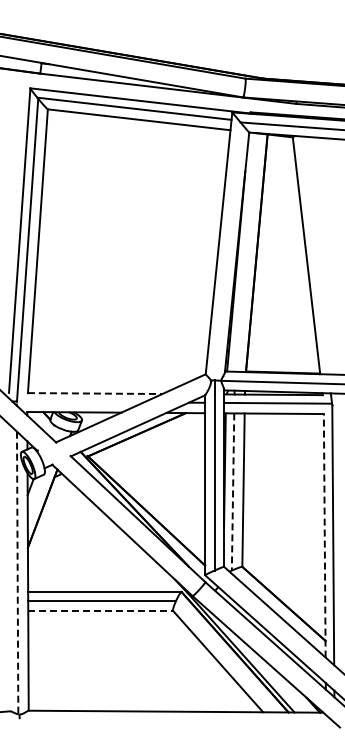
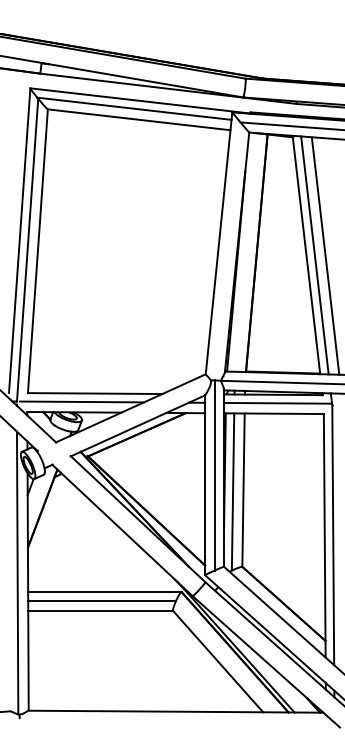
line: none -> present (314, 255)
line: none -> present (325, 255)
line: dashed -> solid (95, 393)
line: none -> present (81, 401)
line: dashed -> solid (233, 492)
line: dashed -> solid (324, 535)
line: dashed -> solid (17, 573)
line: dashed -> solid (101, 610)
